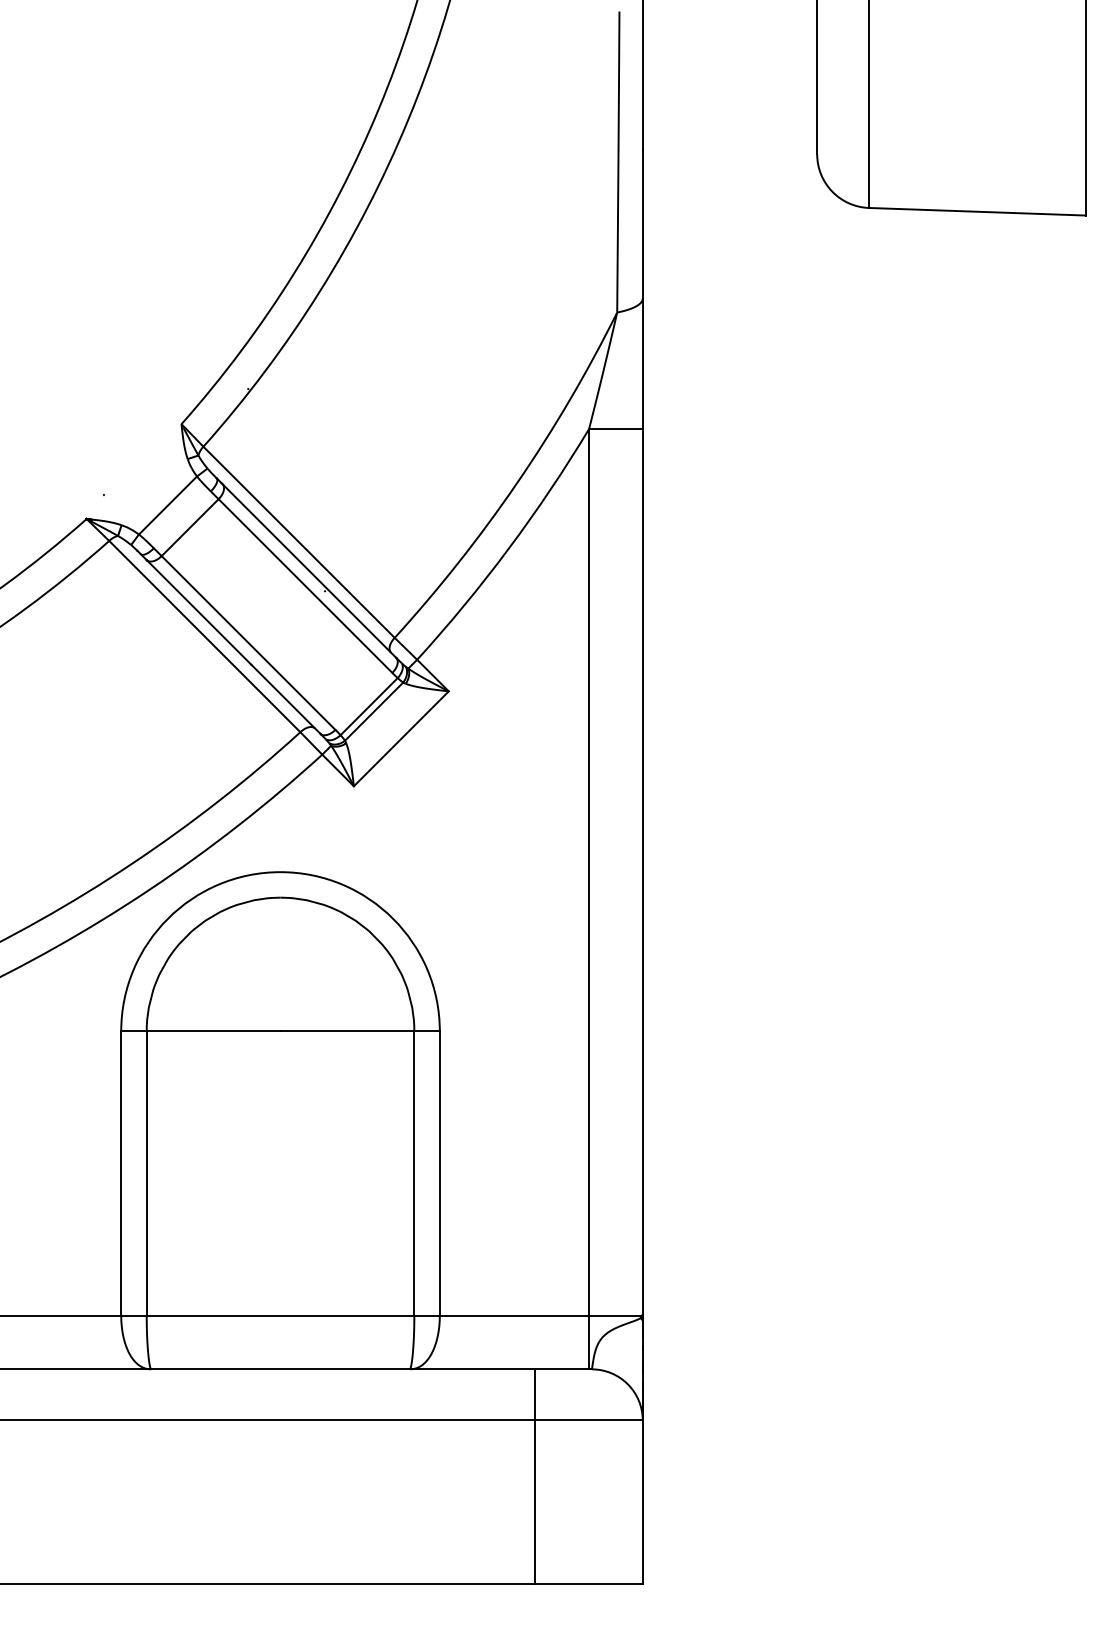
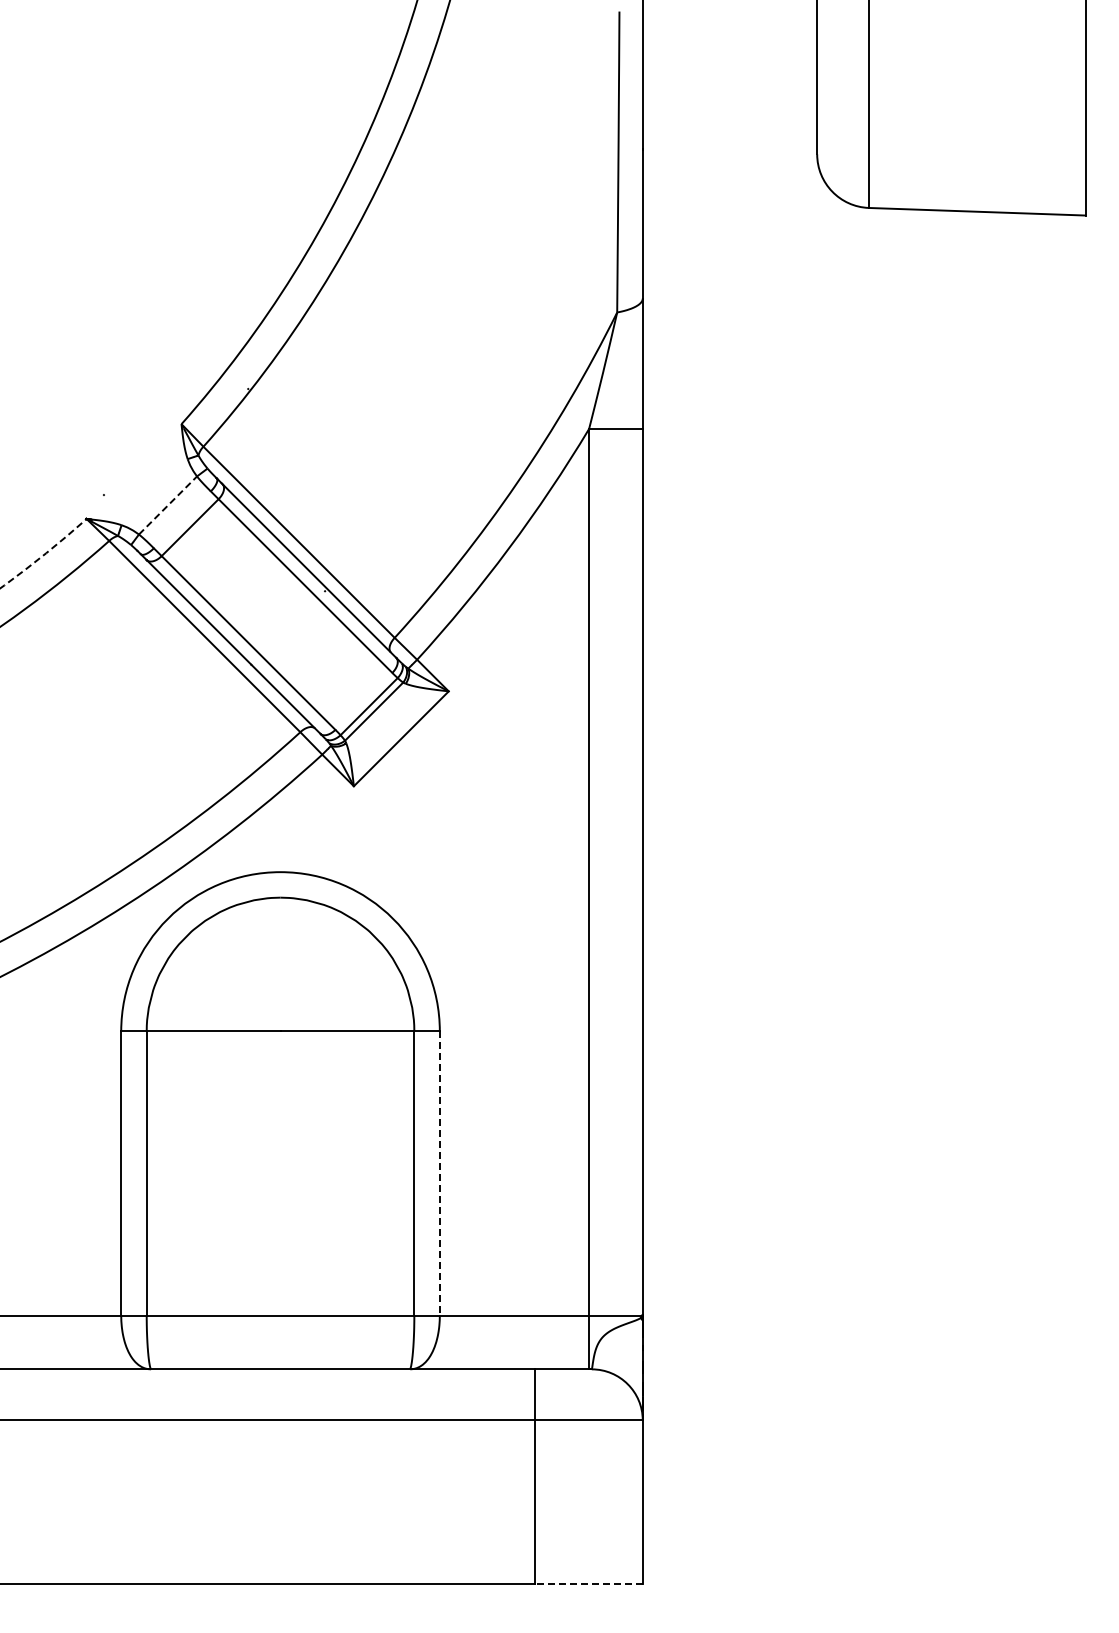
line: solid -> dashed (168, 505)
arc: solid -> dashed (44, 554)
line: solid -> dashed (439, 1174)
line: solid -> dashed (589, 1584)
